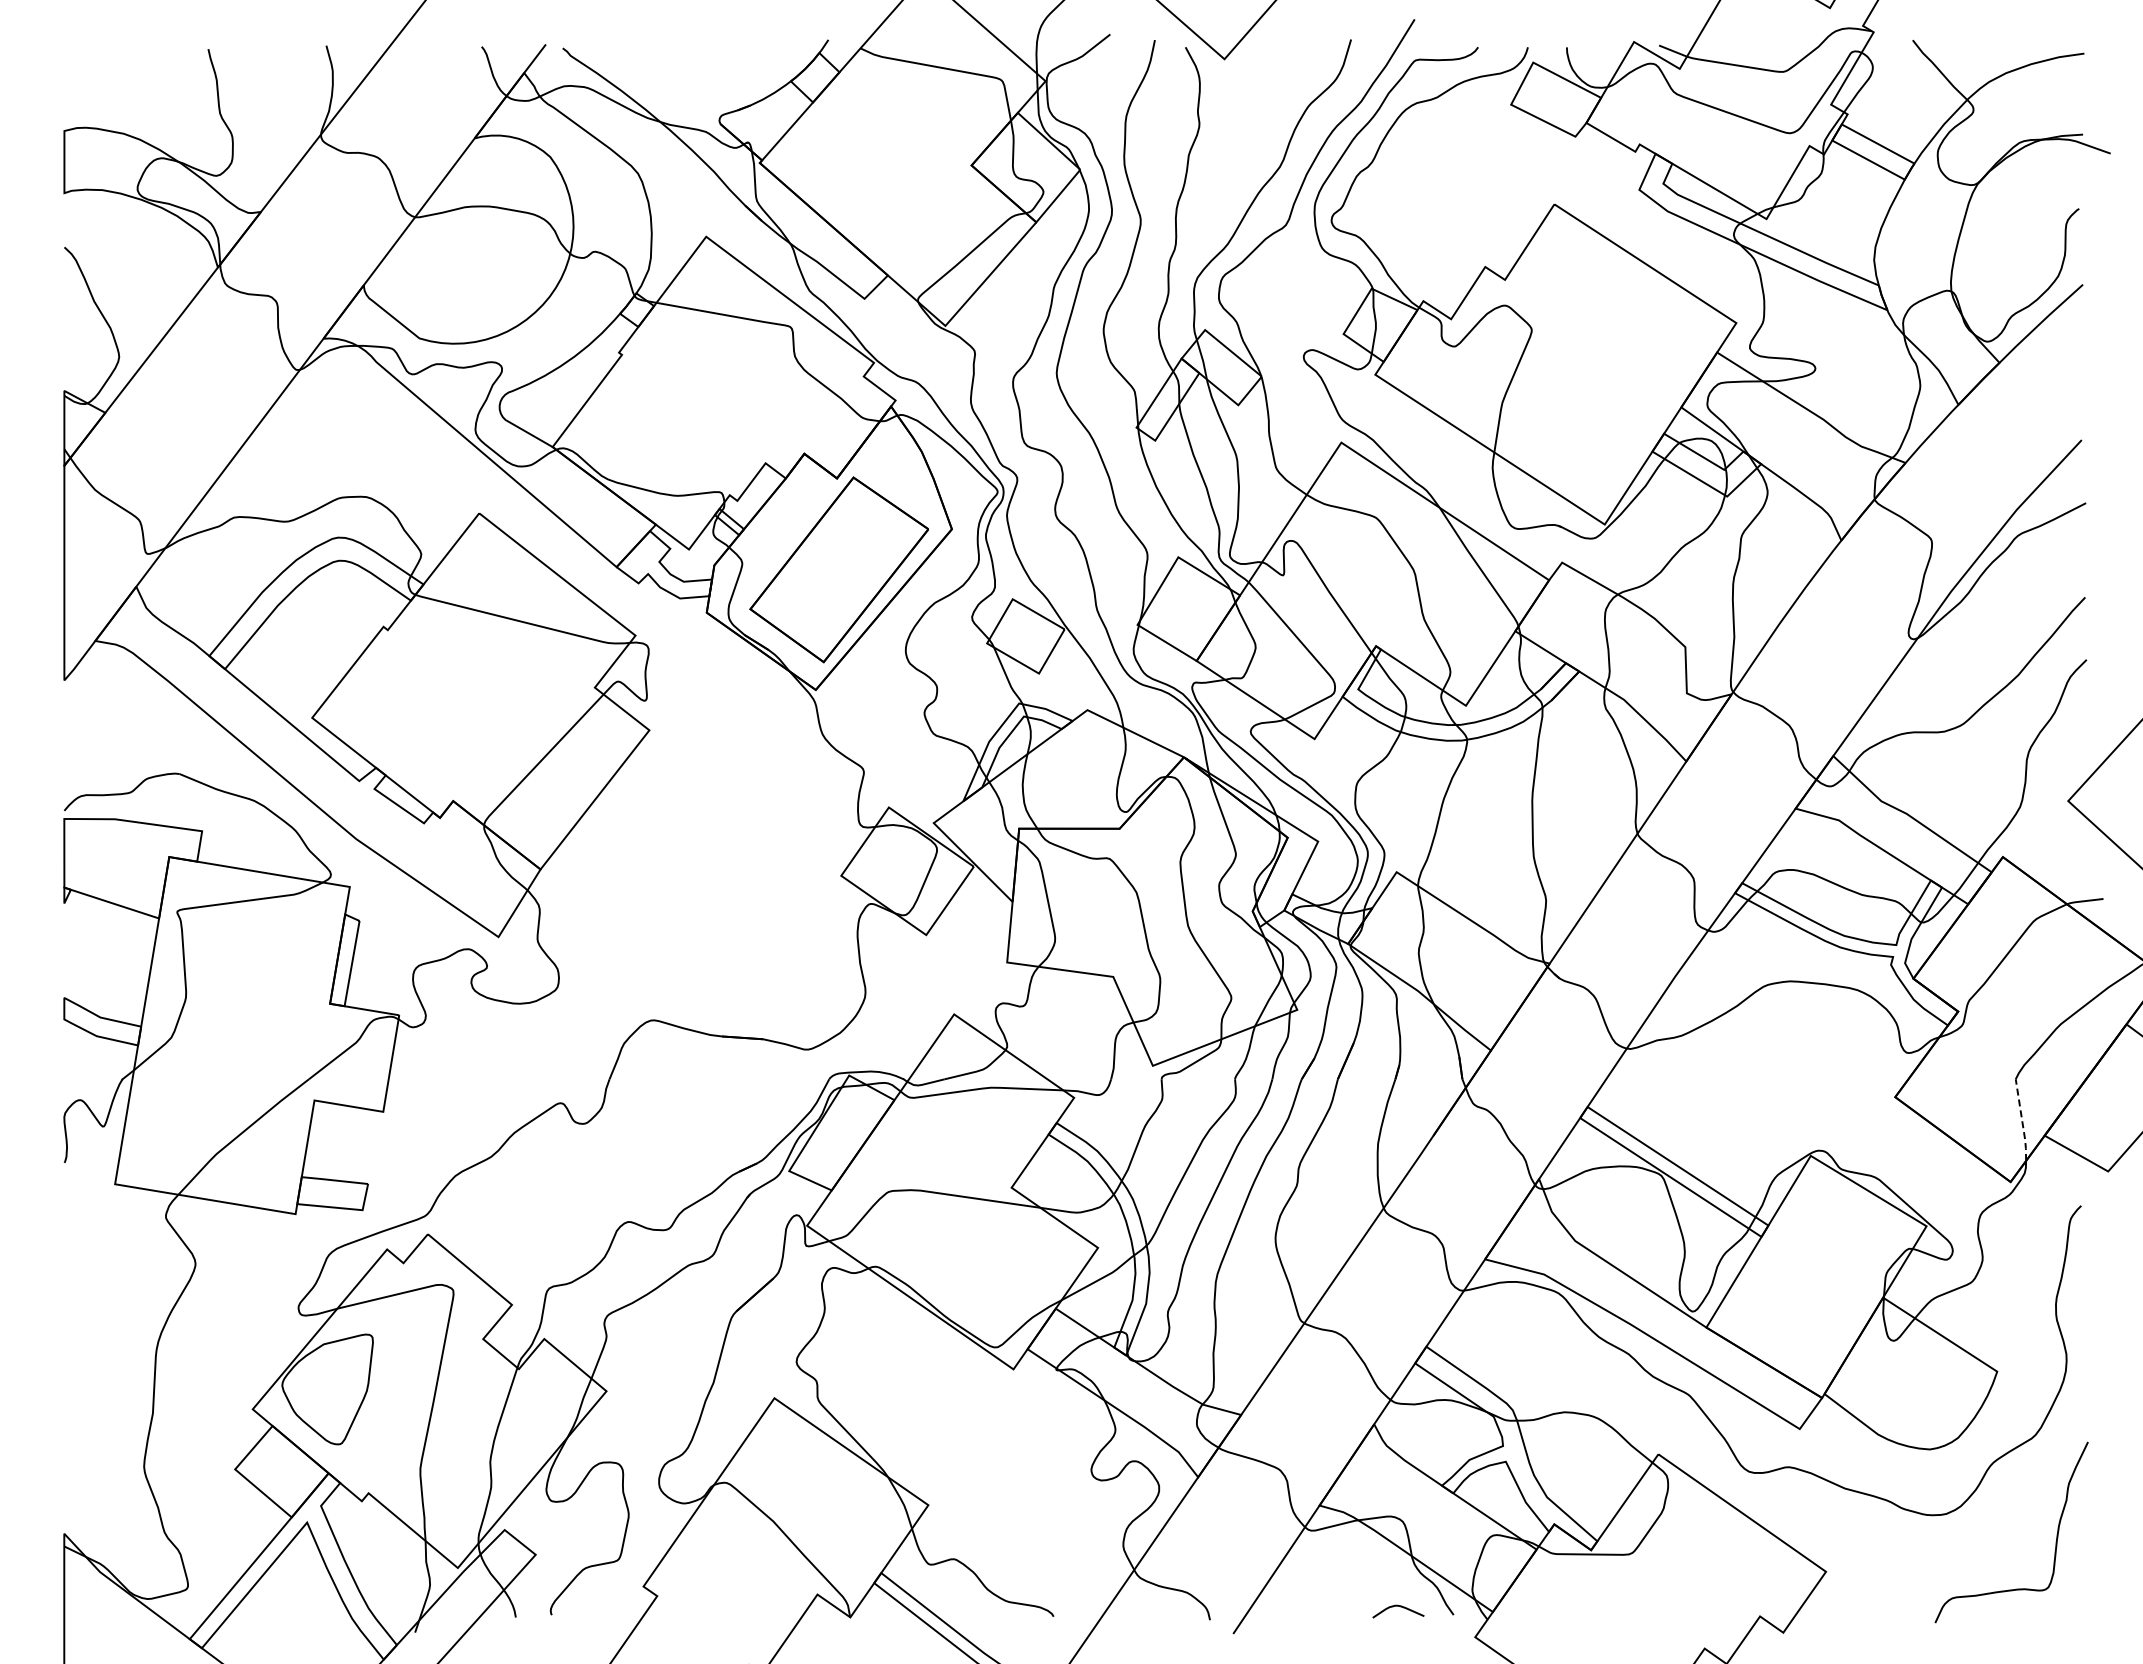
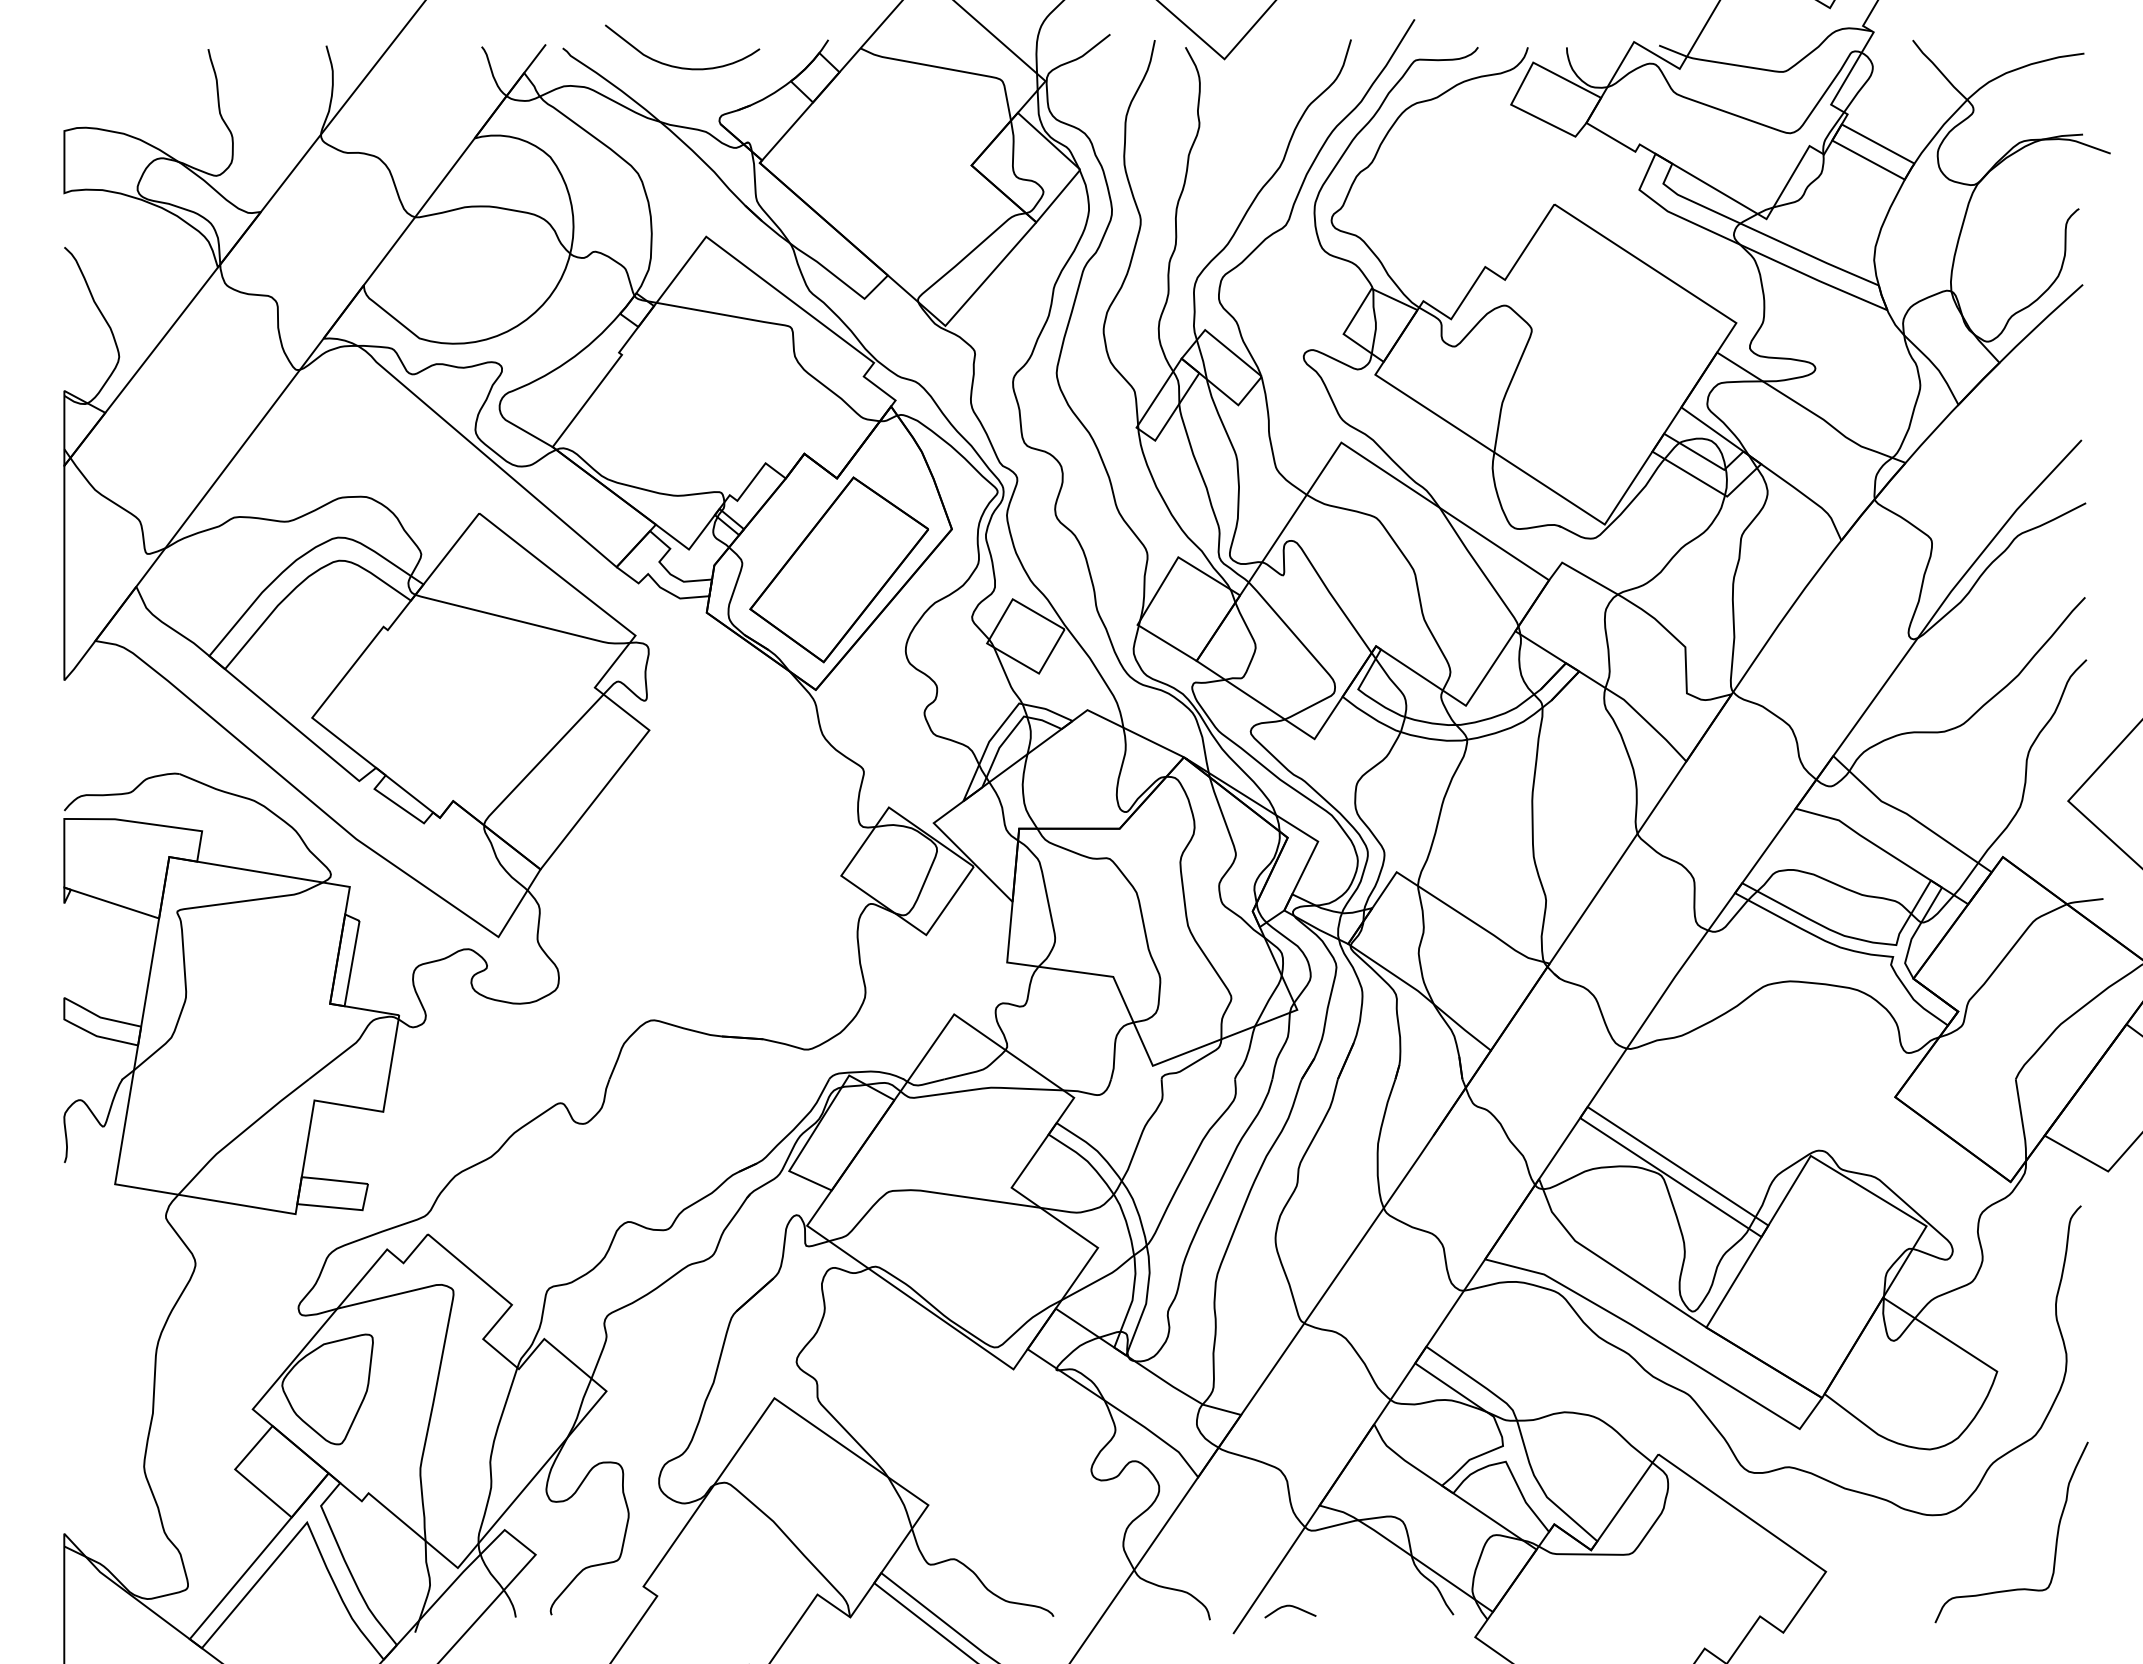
curve: none -> present (679, 66)
line: dashed -> solid (2022, 1121)
curve position: (1400, 1607) -> (1292, 1607) (1292, 1607)
